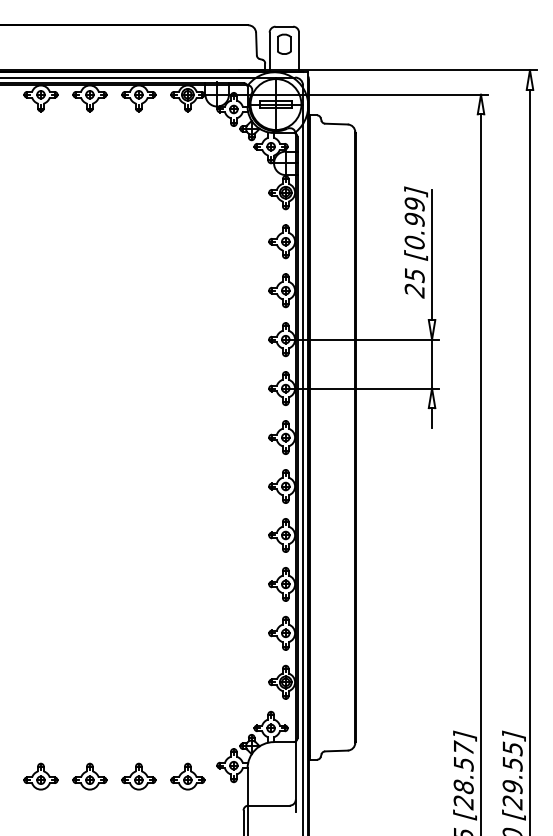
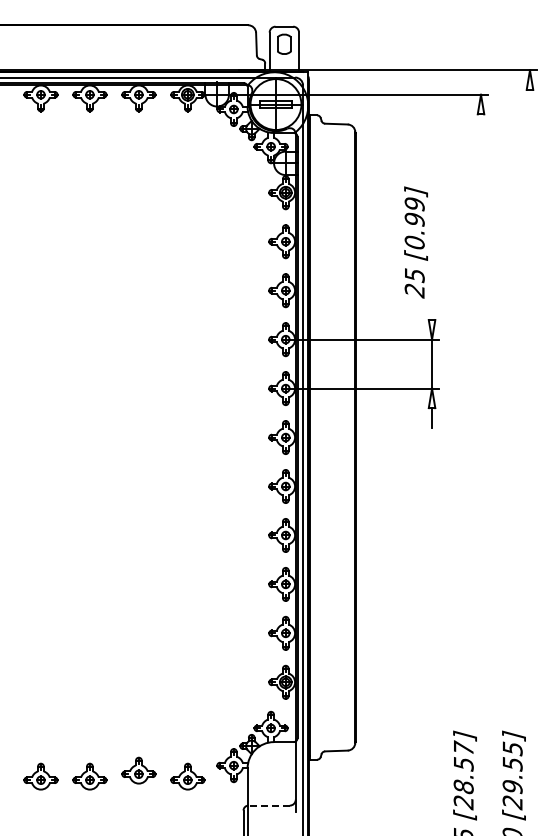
line: present -> none (432, 254)
line: present -> none (529, 460)
line: present -> none (481, 473)
part position: (138, 776) -> (138, 770) (138, 770)
line: solid -> dashed (269, 805)
